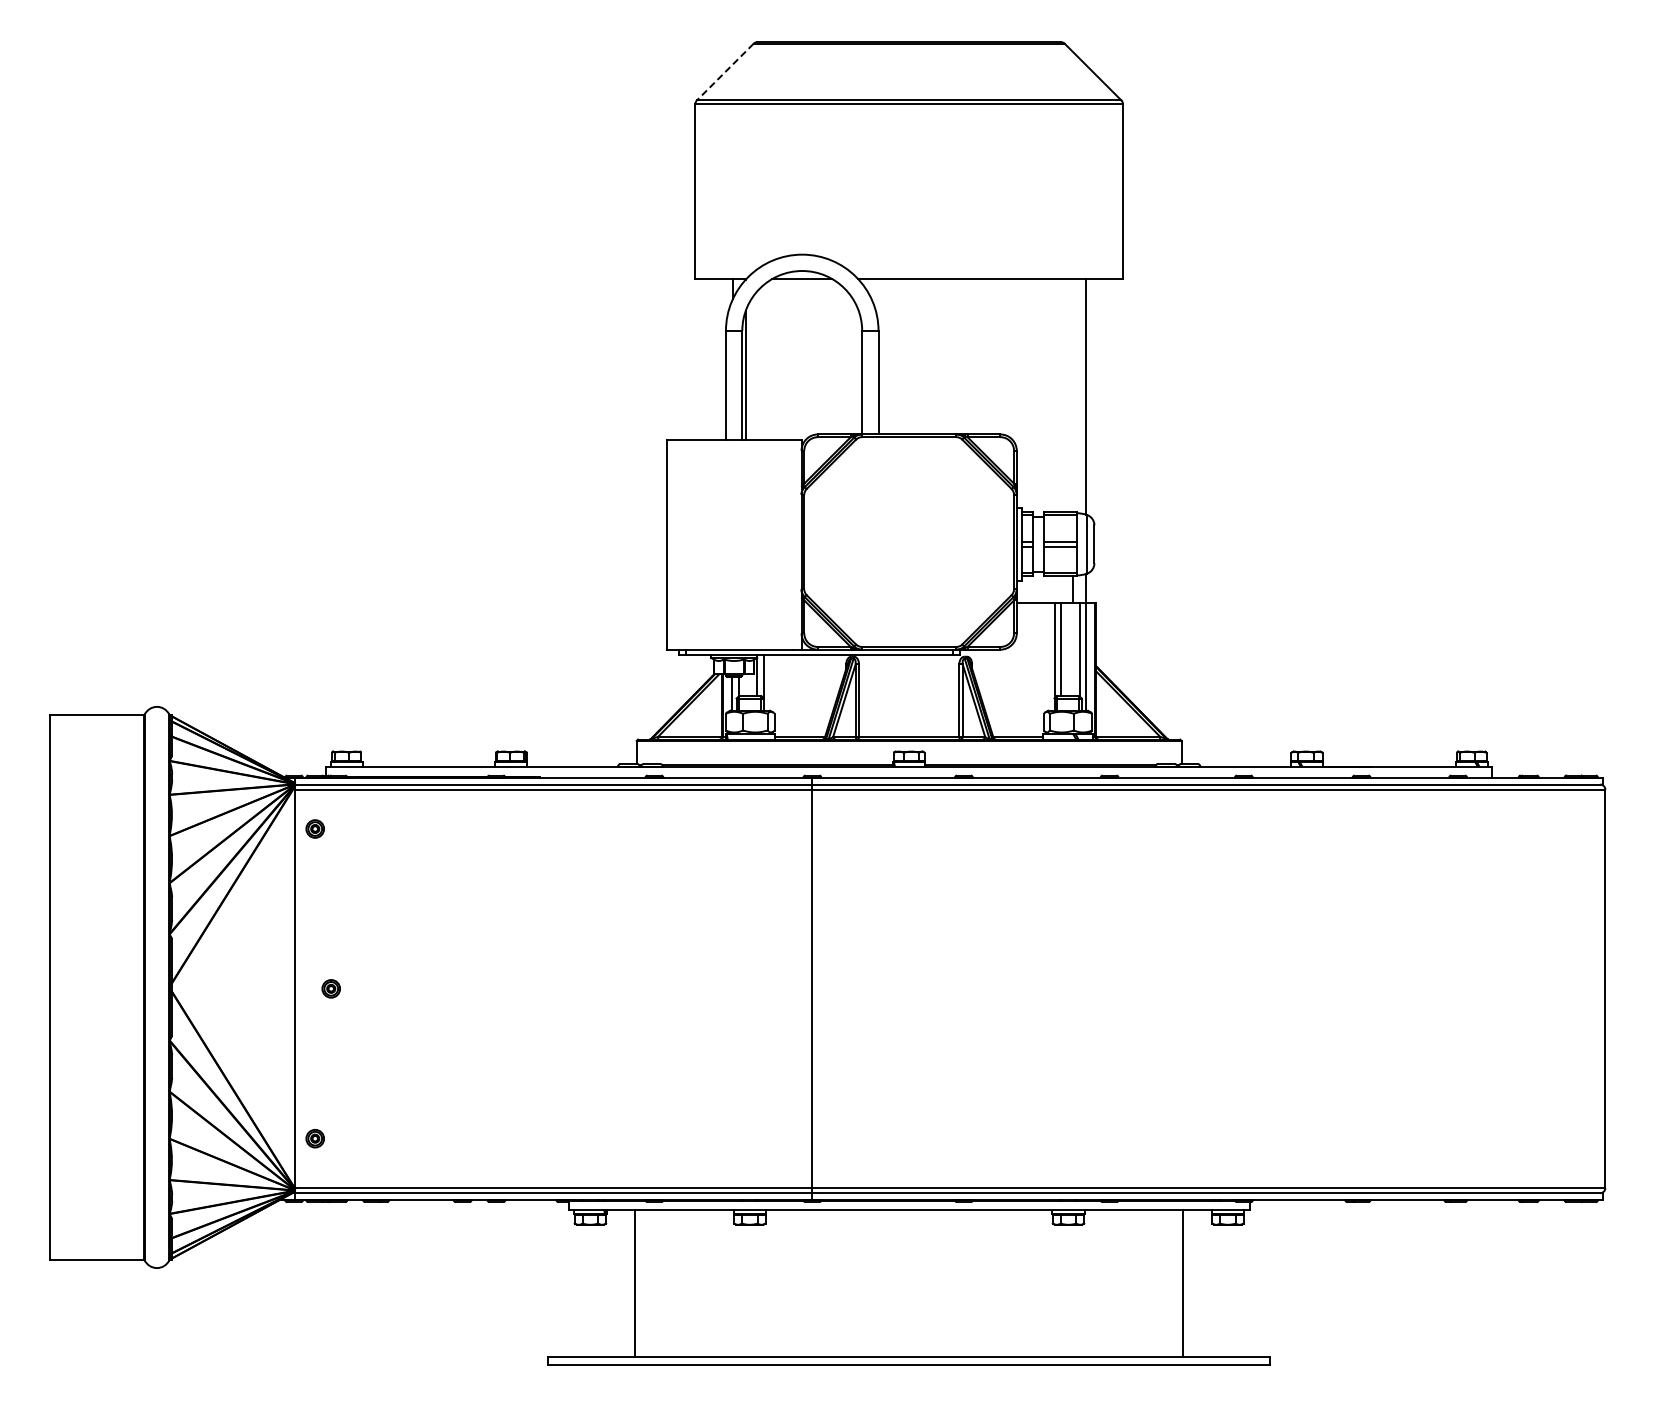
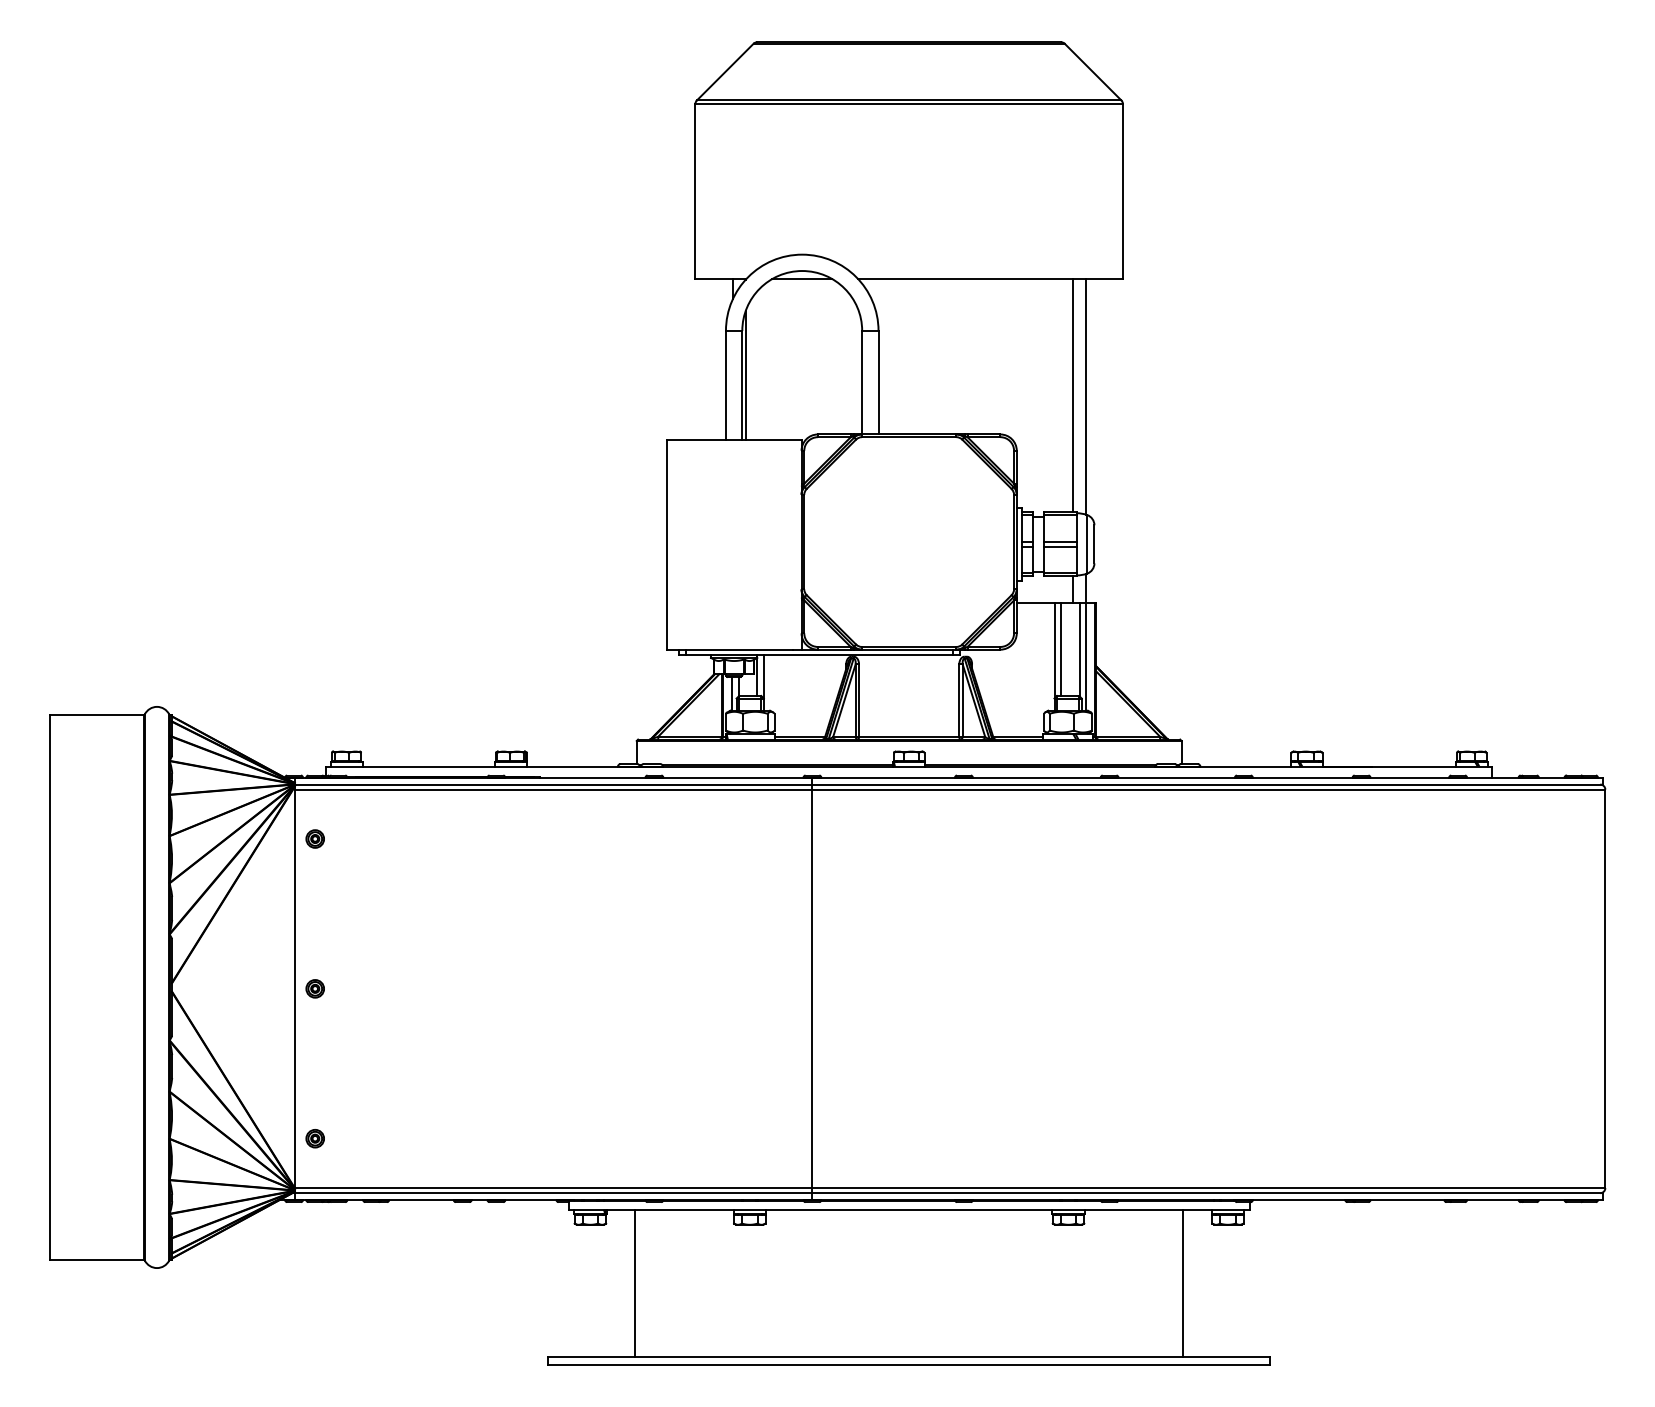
line: dashed -> solid (724, 72)
line: none -> present (1072, 395)
part position: (314, 828) -> (314, 838) (314, 838)
part position: (330, 988) -> (314, 988) (314, 988)
